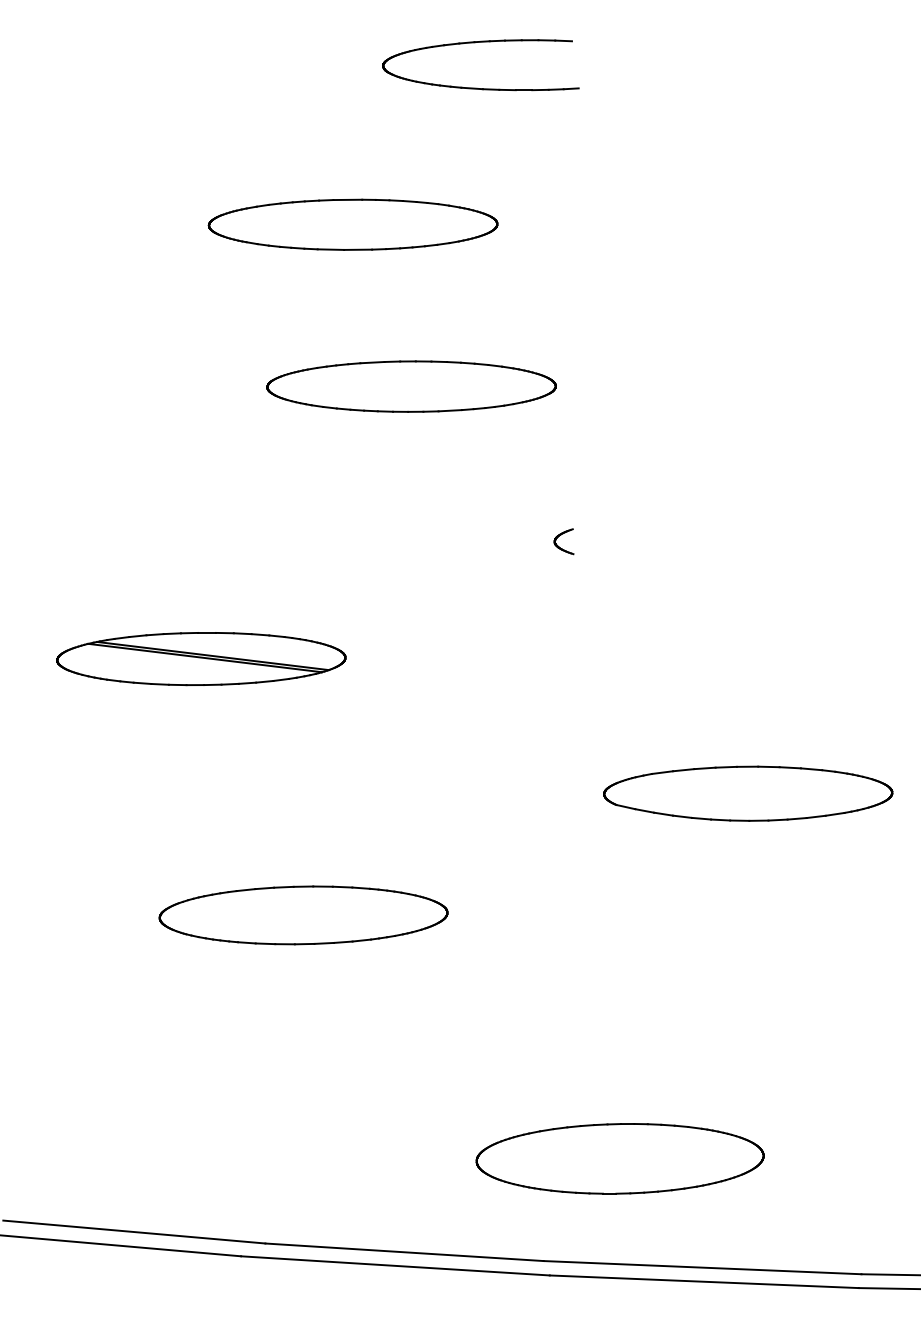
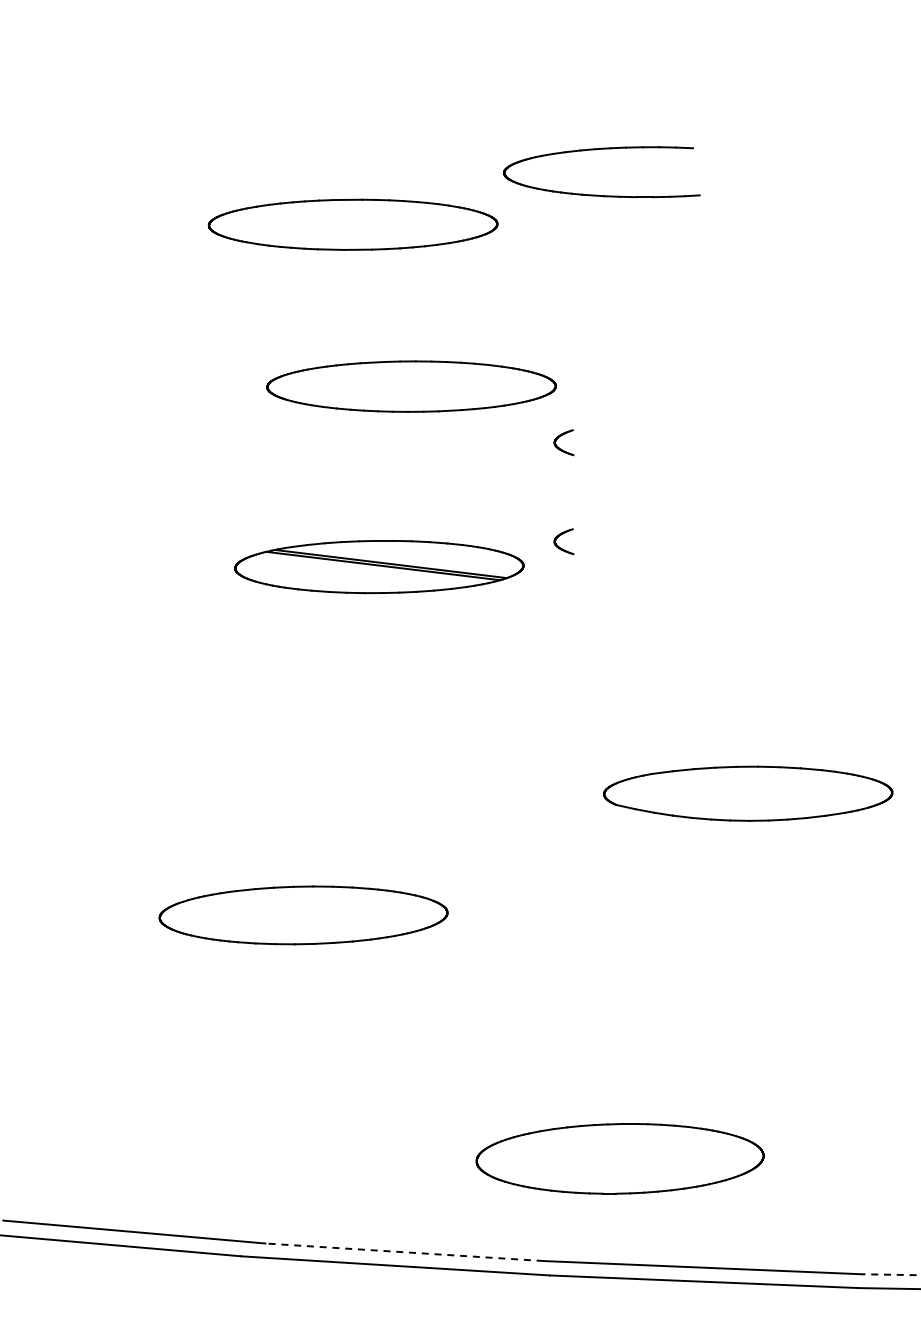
part position: (477, 87) -> (598, 194) (598, 194)
part: none -> present (561, 436)
part position: (201, 659) -> (379, 567) (379, 567)
line: solid -> dashed (404, 1252)
line: solid -> dashed (890, 1274)
